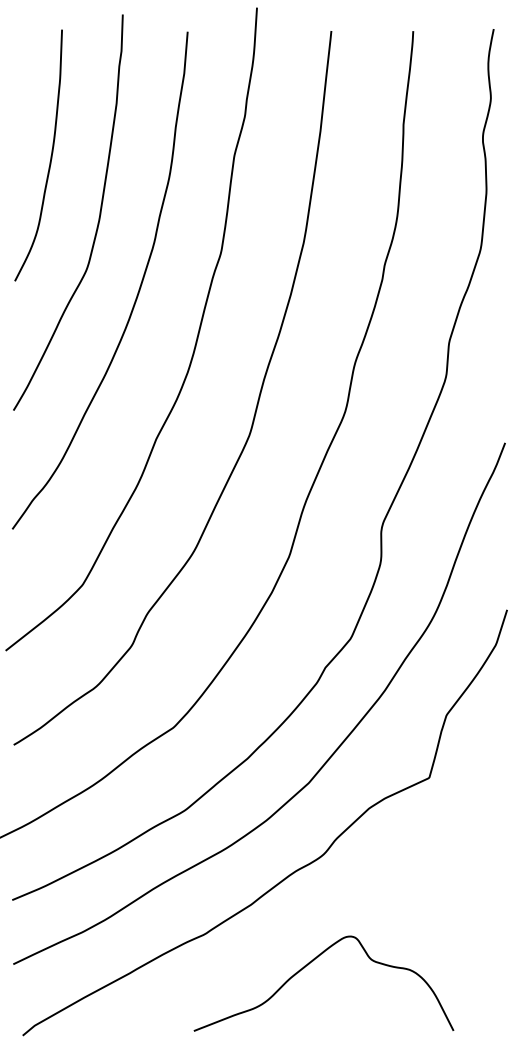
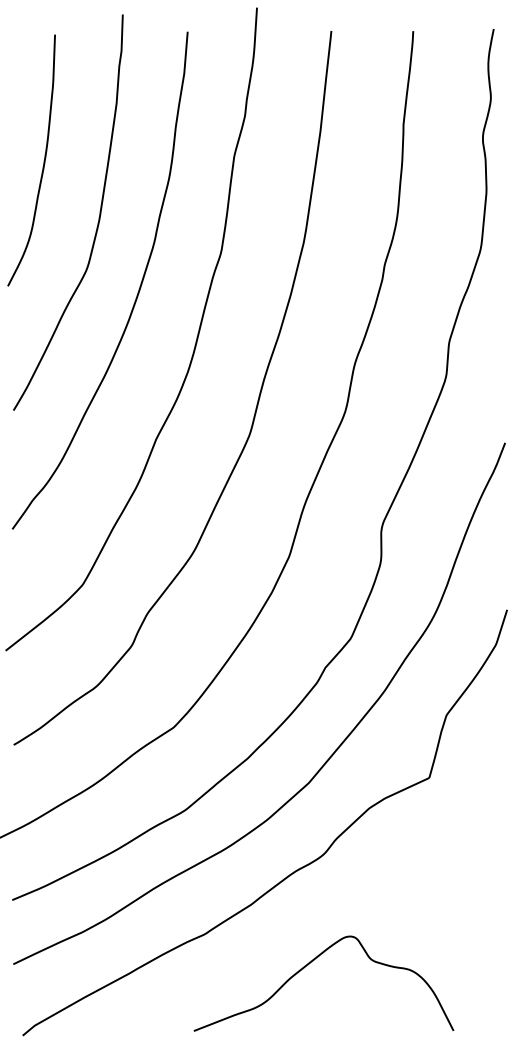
curve position: (50, 155) -> (43, 160) (43, 160)
